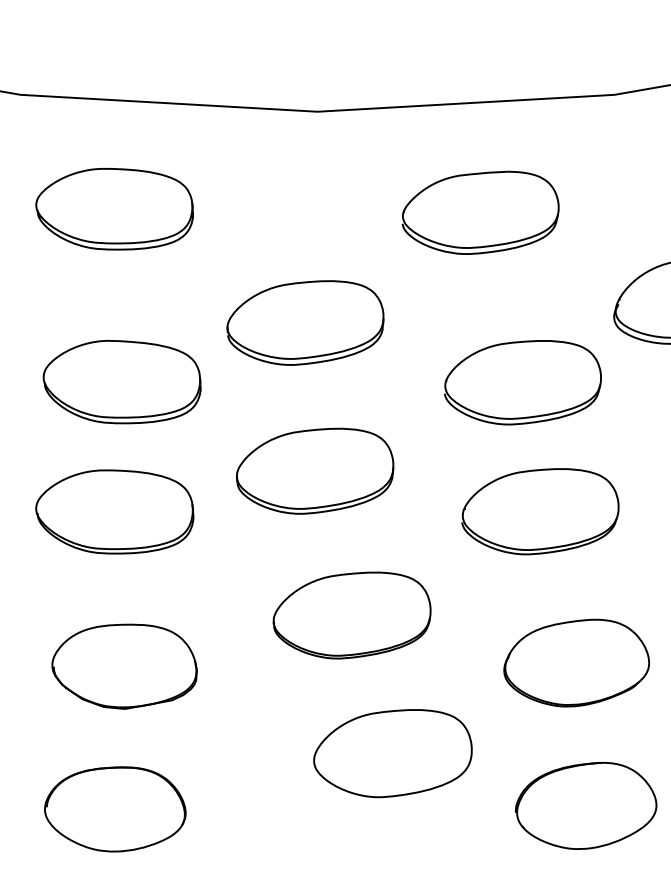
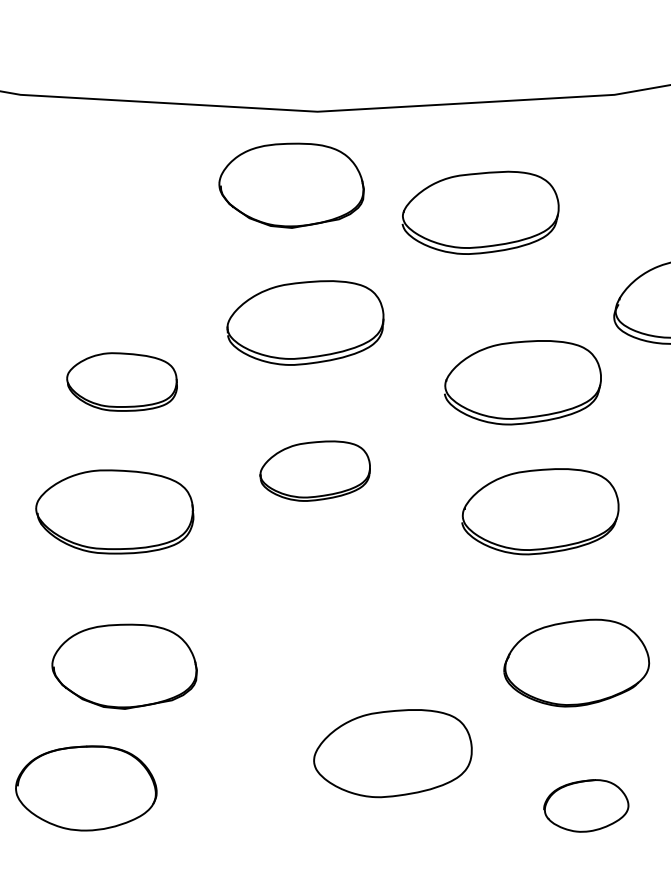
part: none -> present (291, 185)
part: present -> none (114, 209)
part size: 160x86 px -> 112x60 px (121, 381)
part size: 159x88 px -> 112x62 px (314, 470)
part: present -> none (351, 615)
part size: 143x88 px -> 87x54 px (586, 805)
part position: (115, 809) -> (86, 788) (86, 788)
